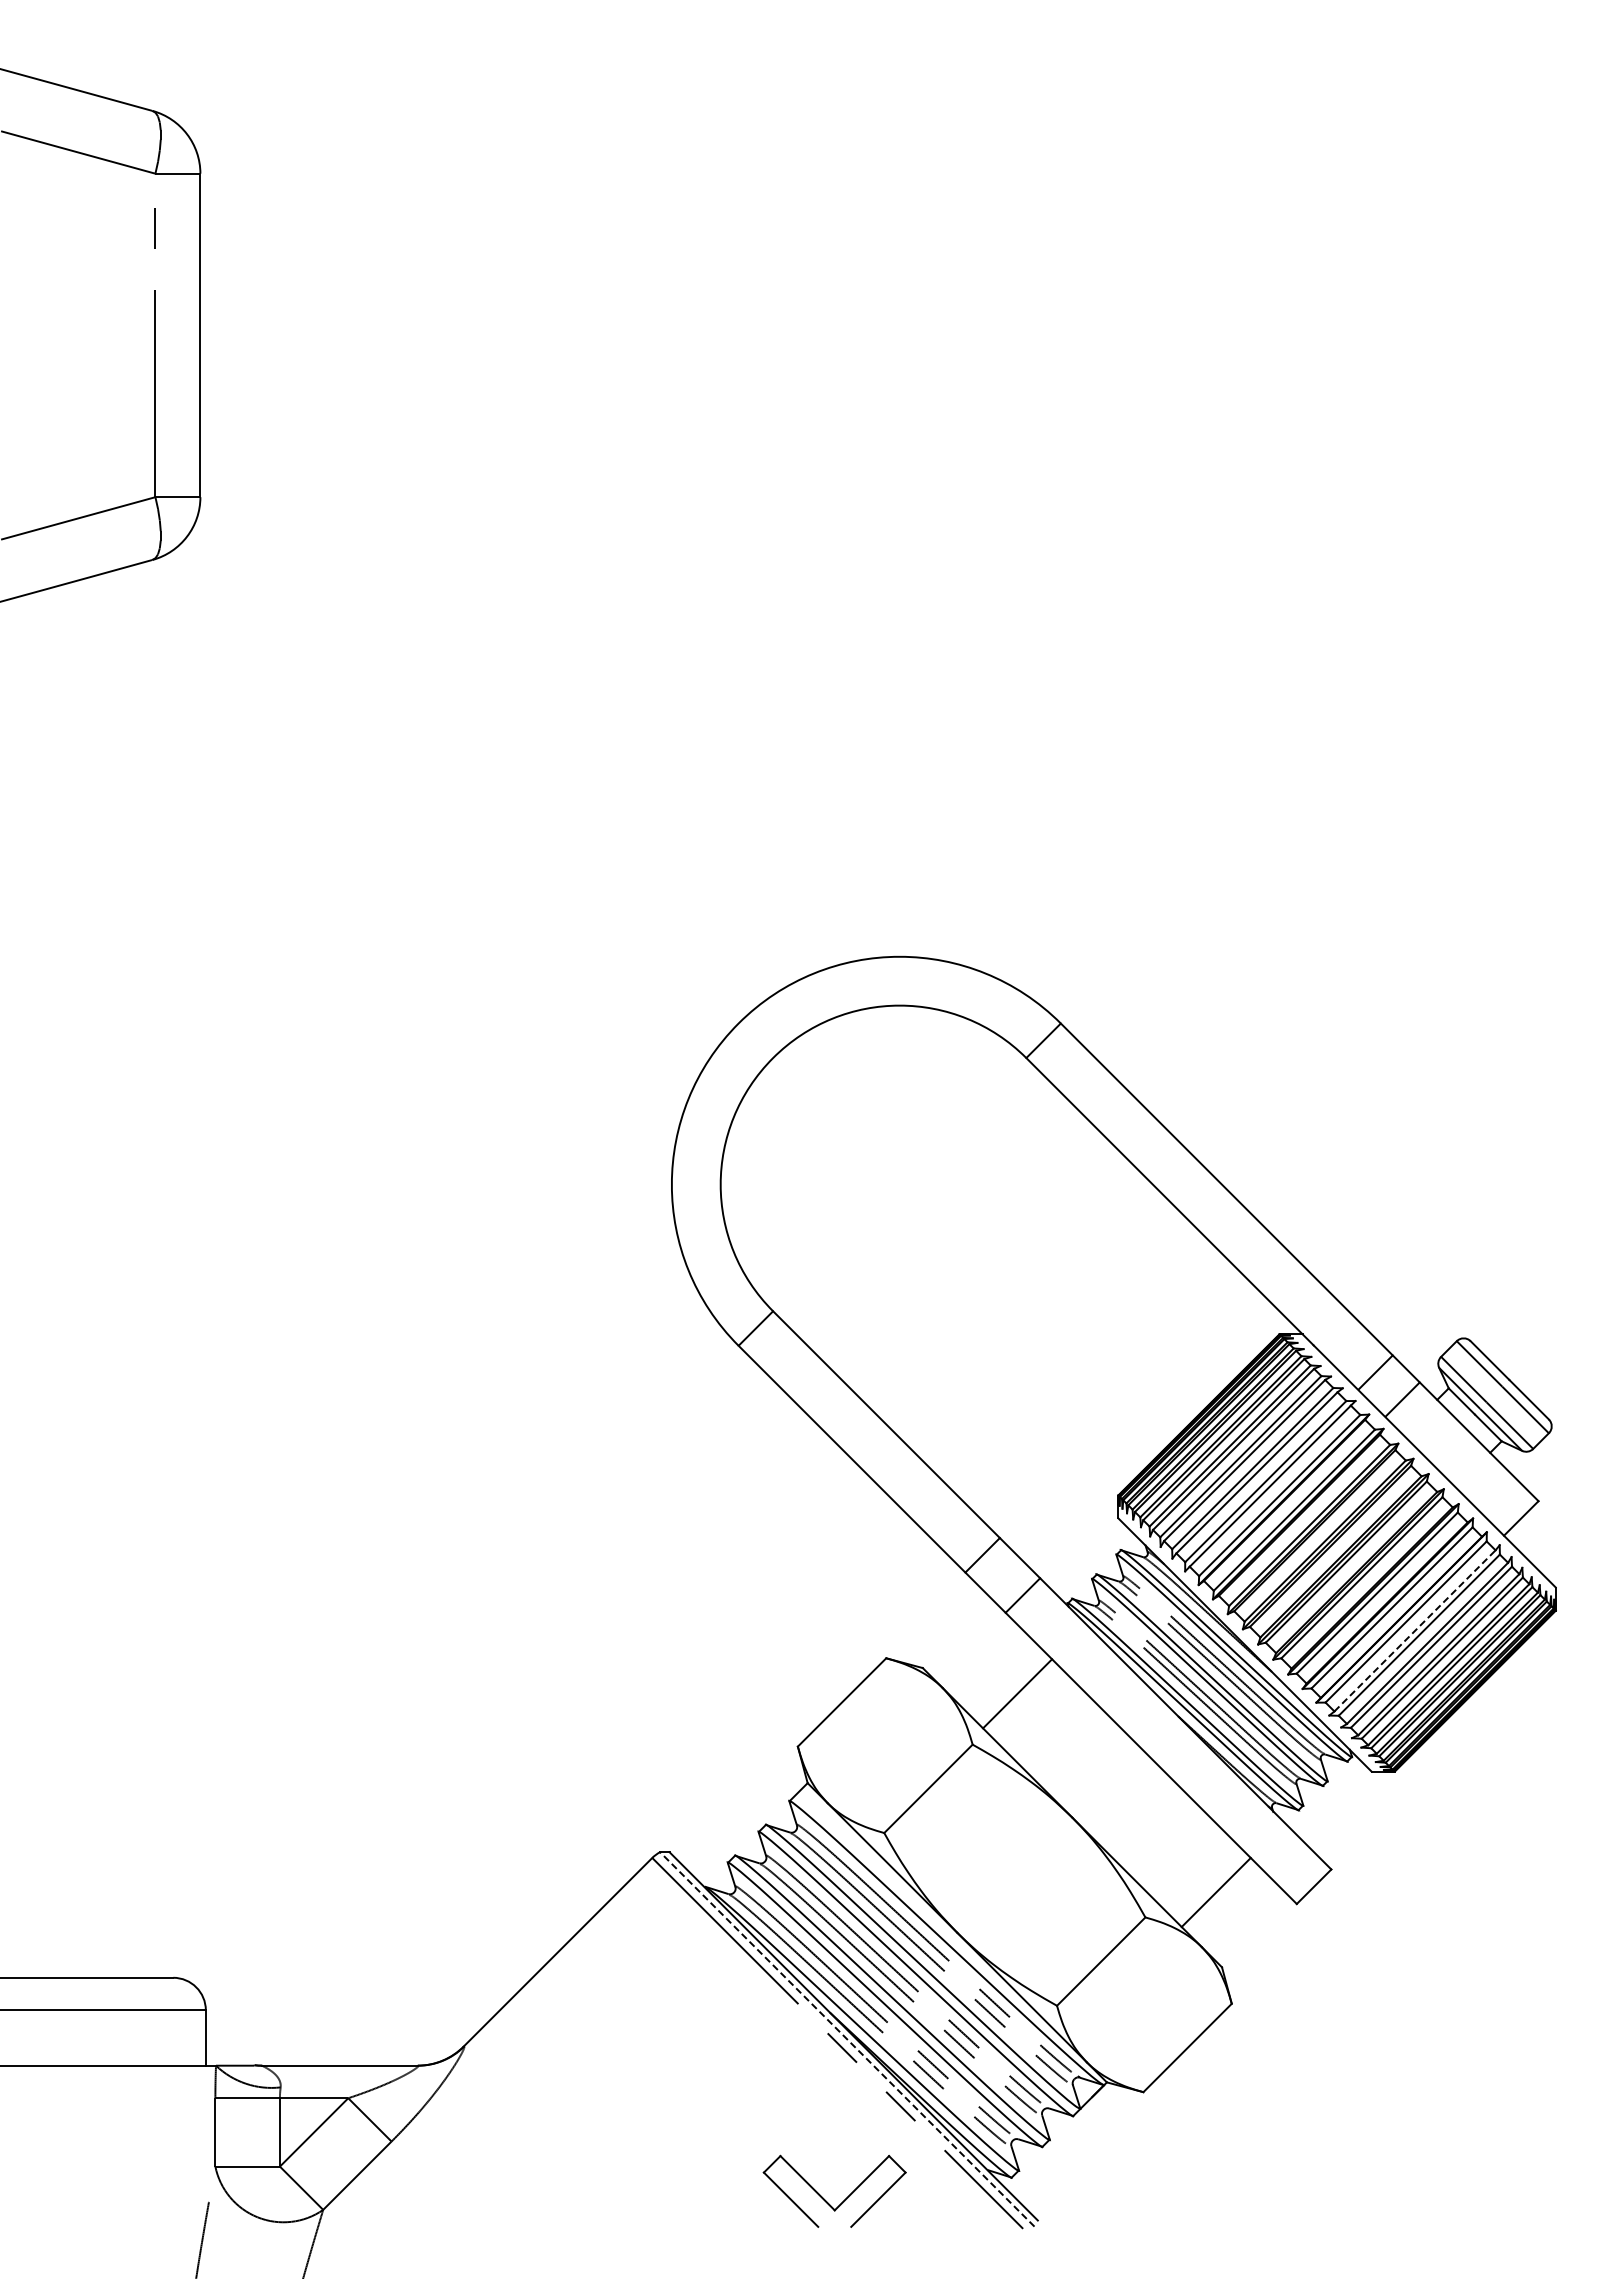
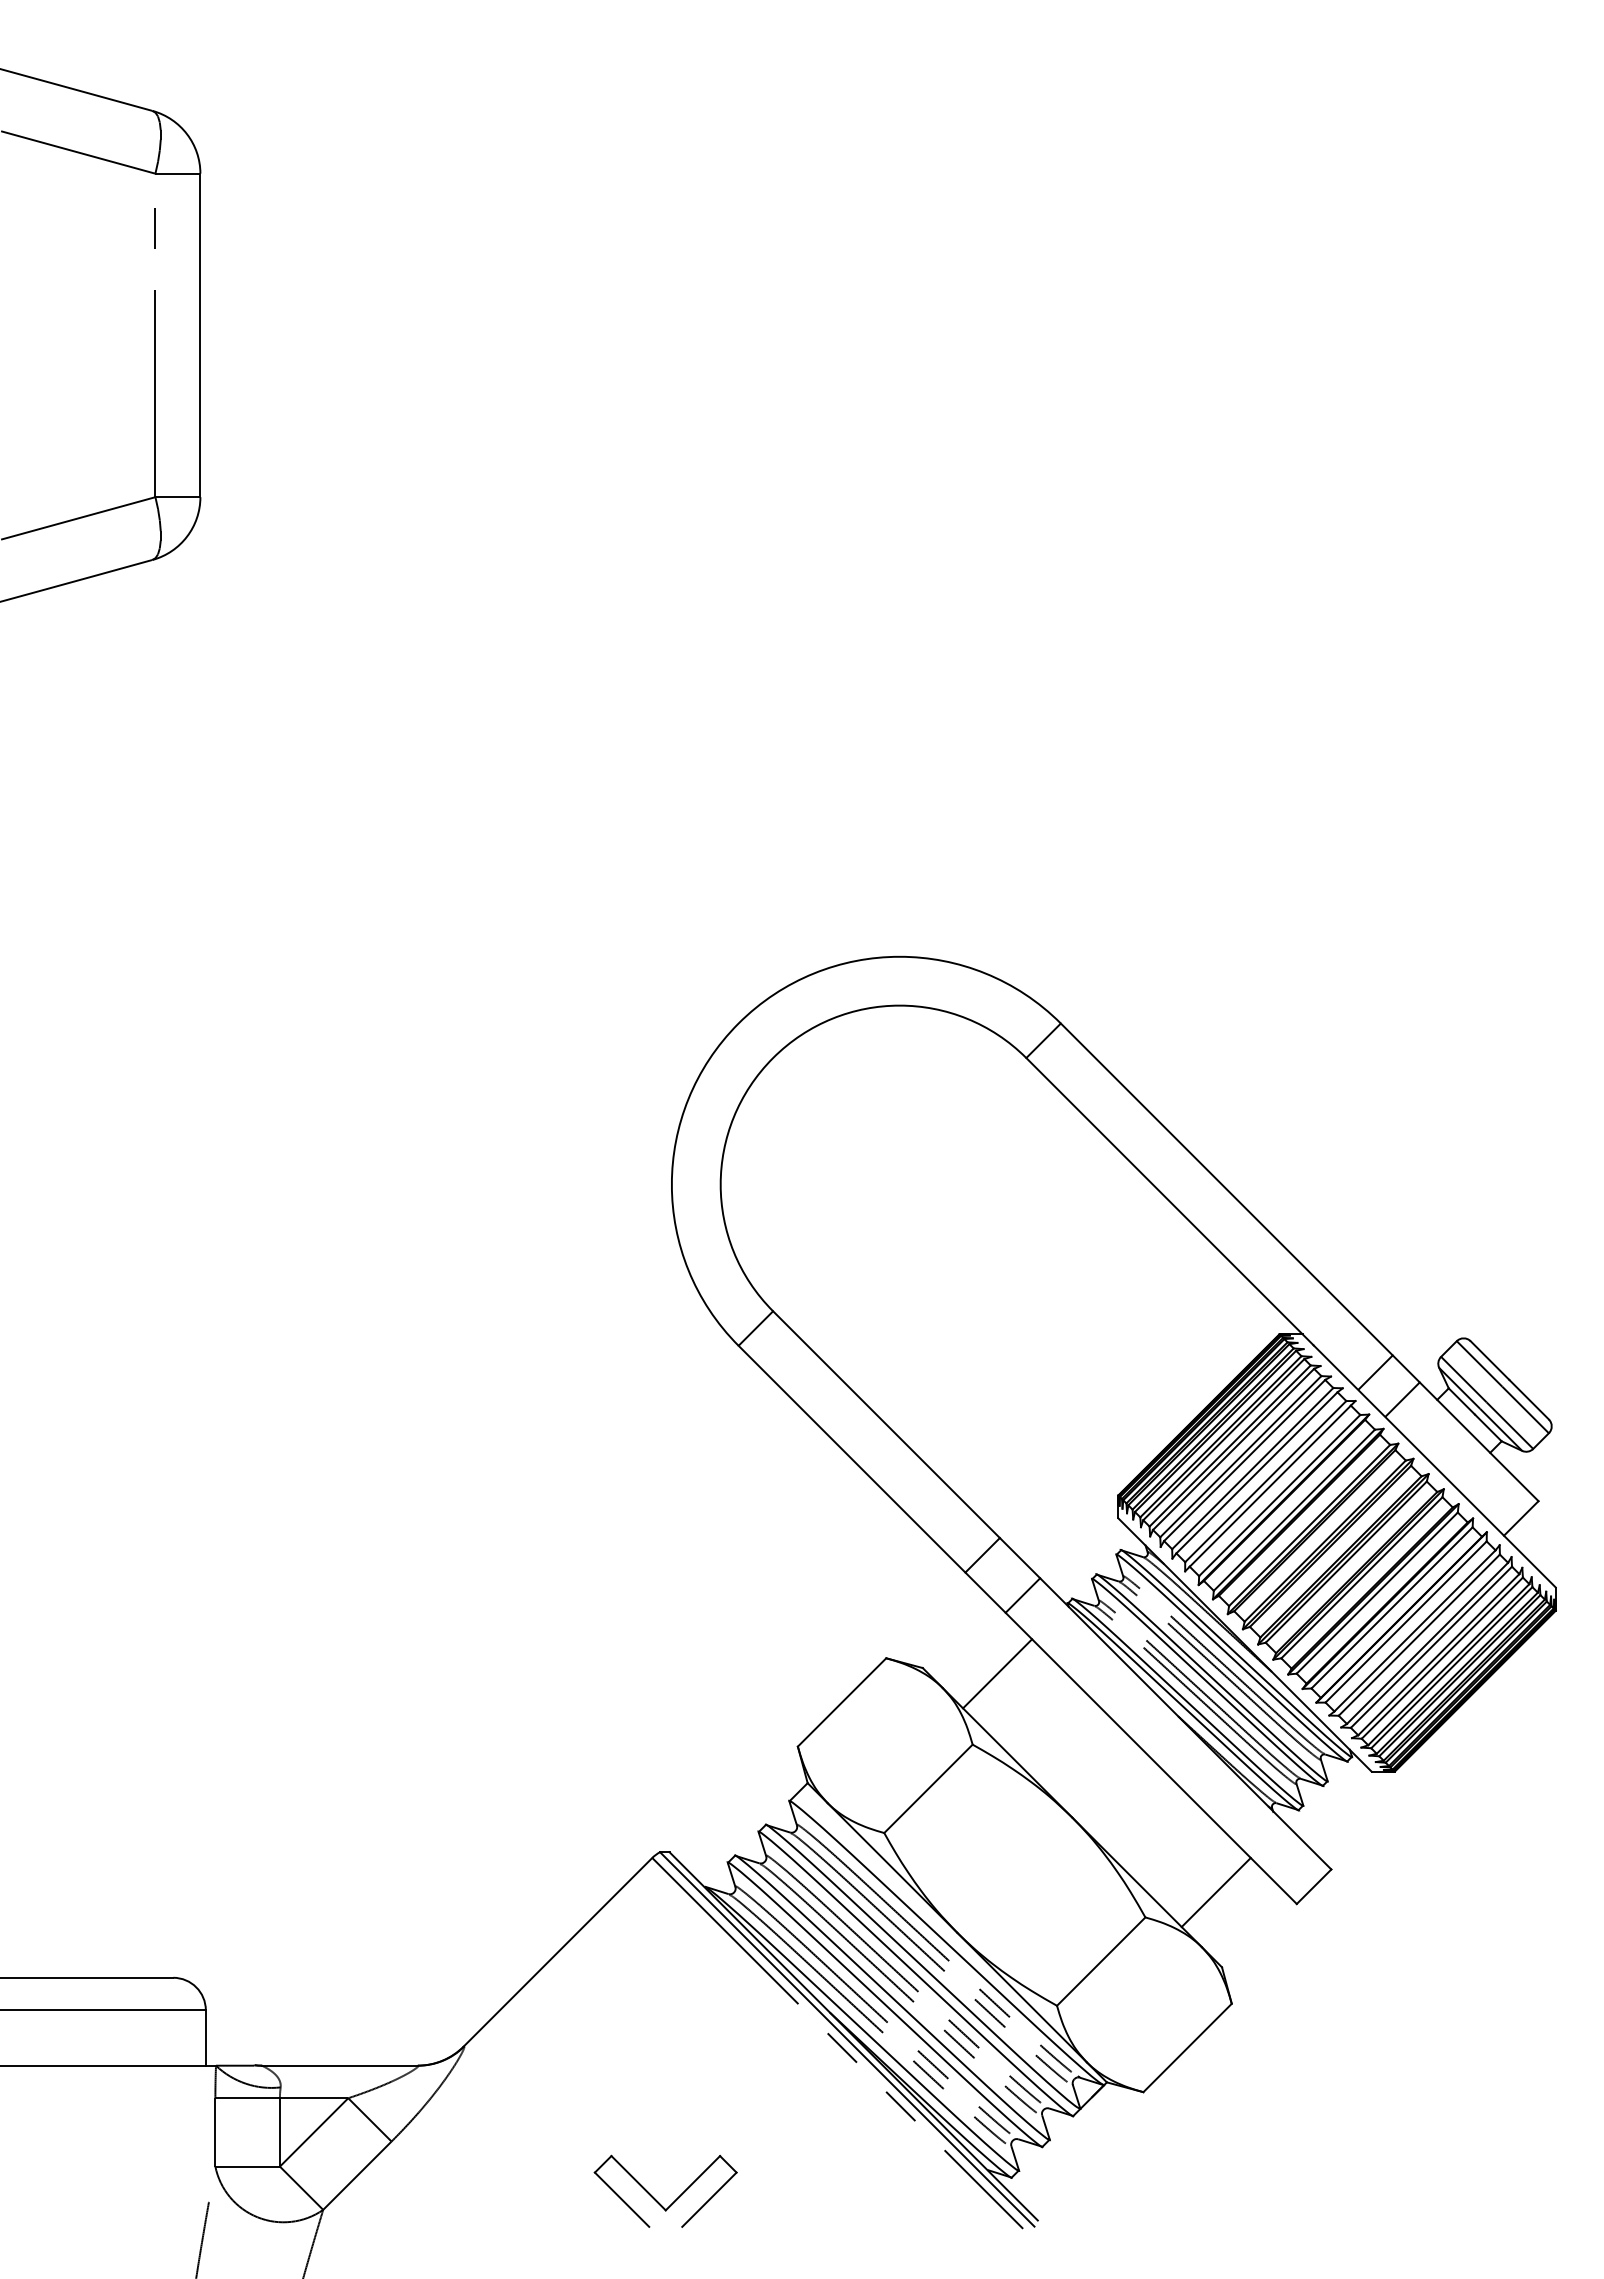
line: dashed -> solid (1415, 1630)
line position: (1017, 1693) -> (997, 1673) (997, 1673)
line: dashed -> solid (847, 2039)
part position: (825, 2199) -> (656, 2199) (656, 2199)
